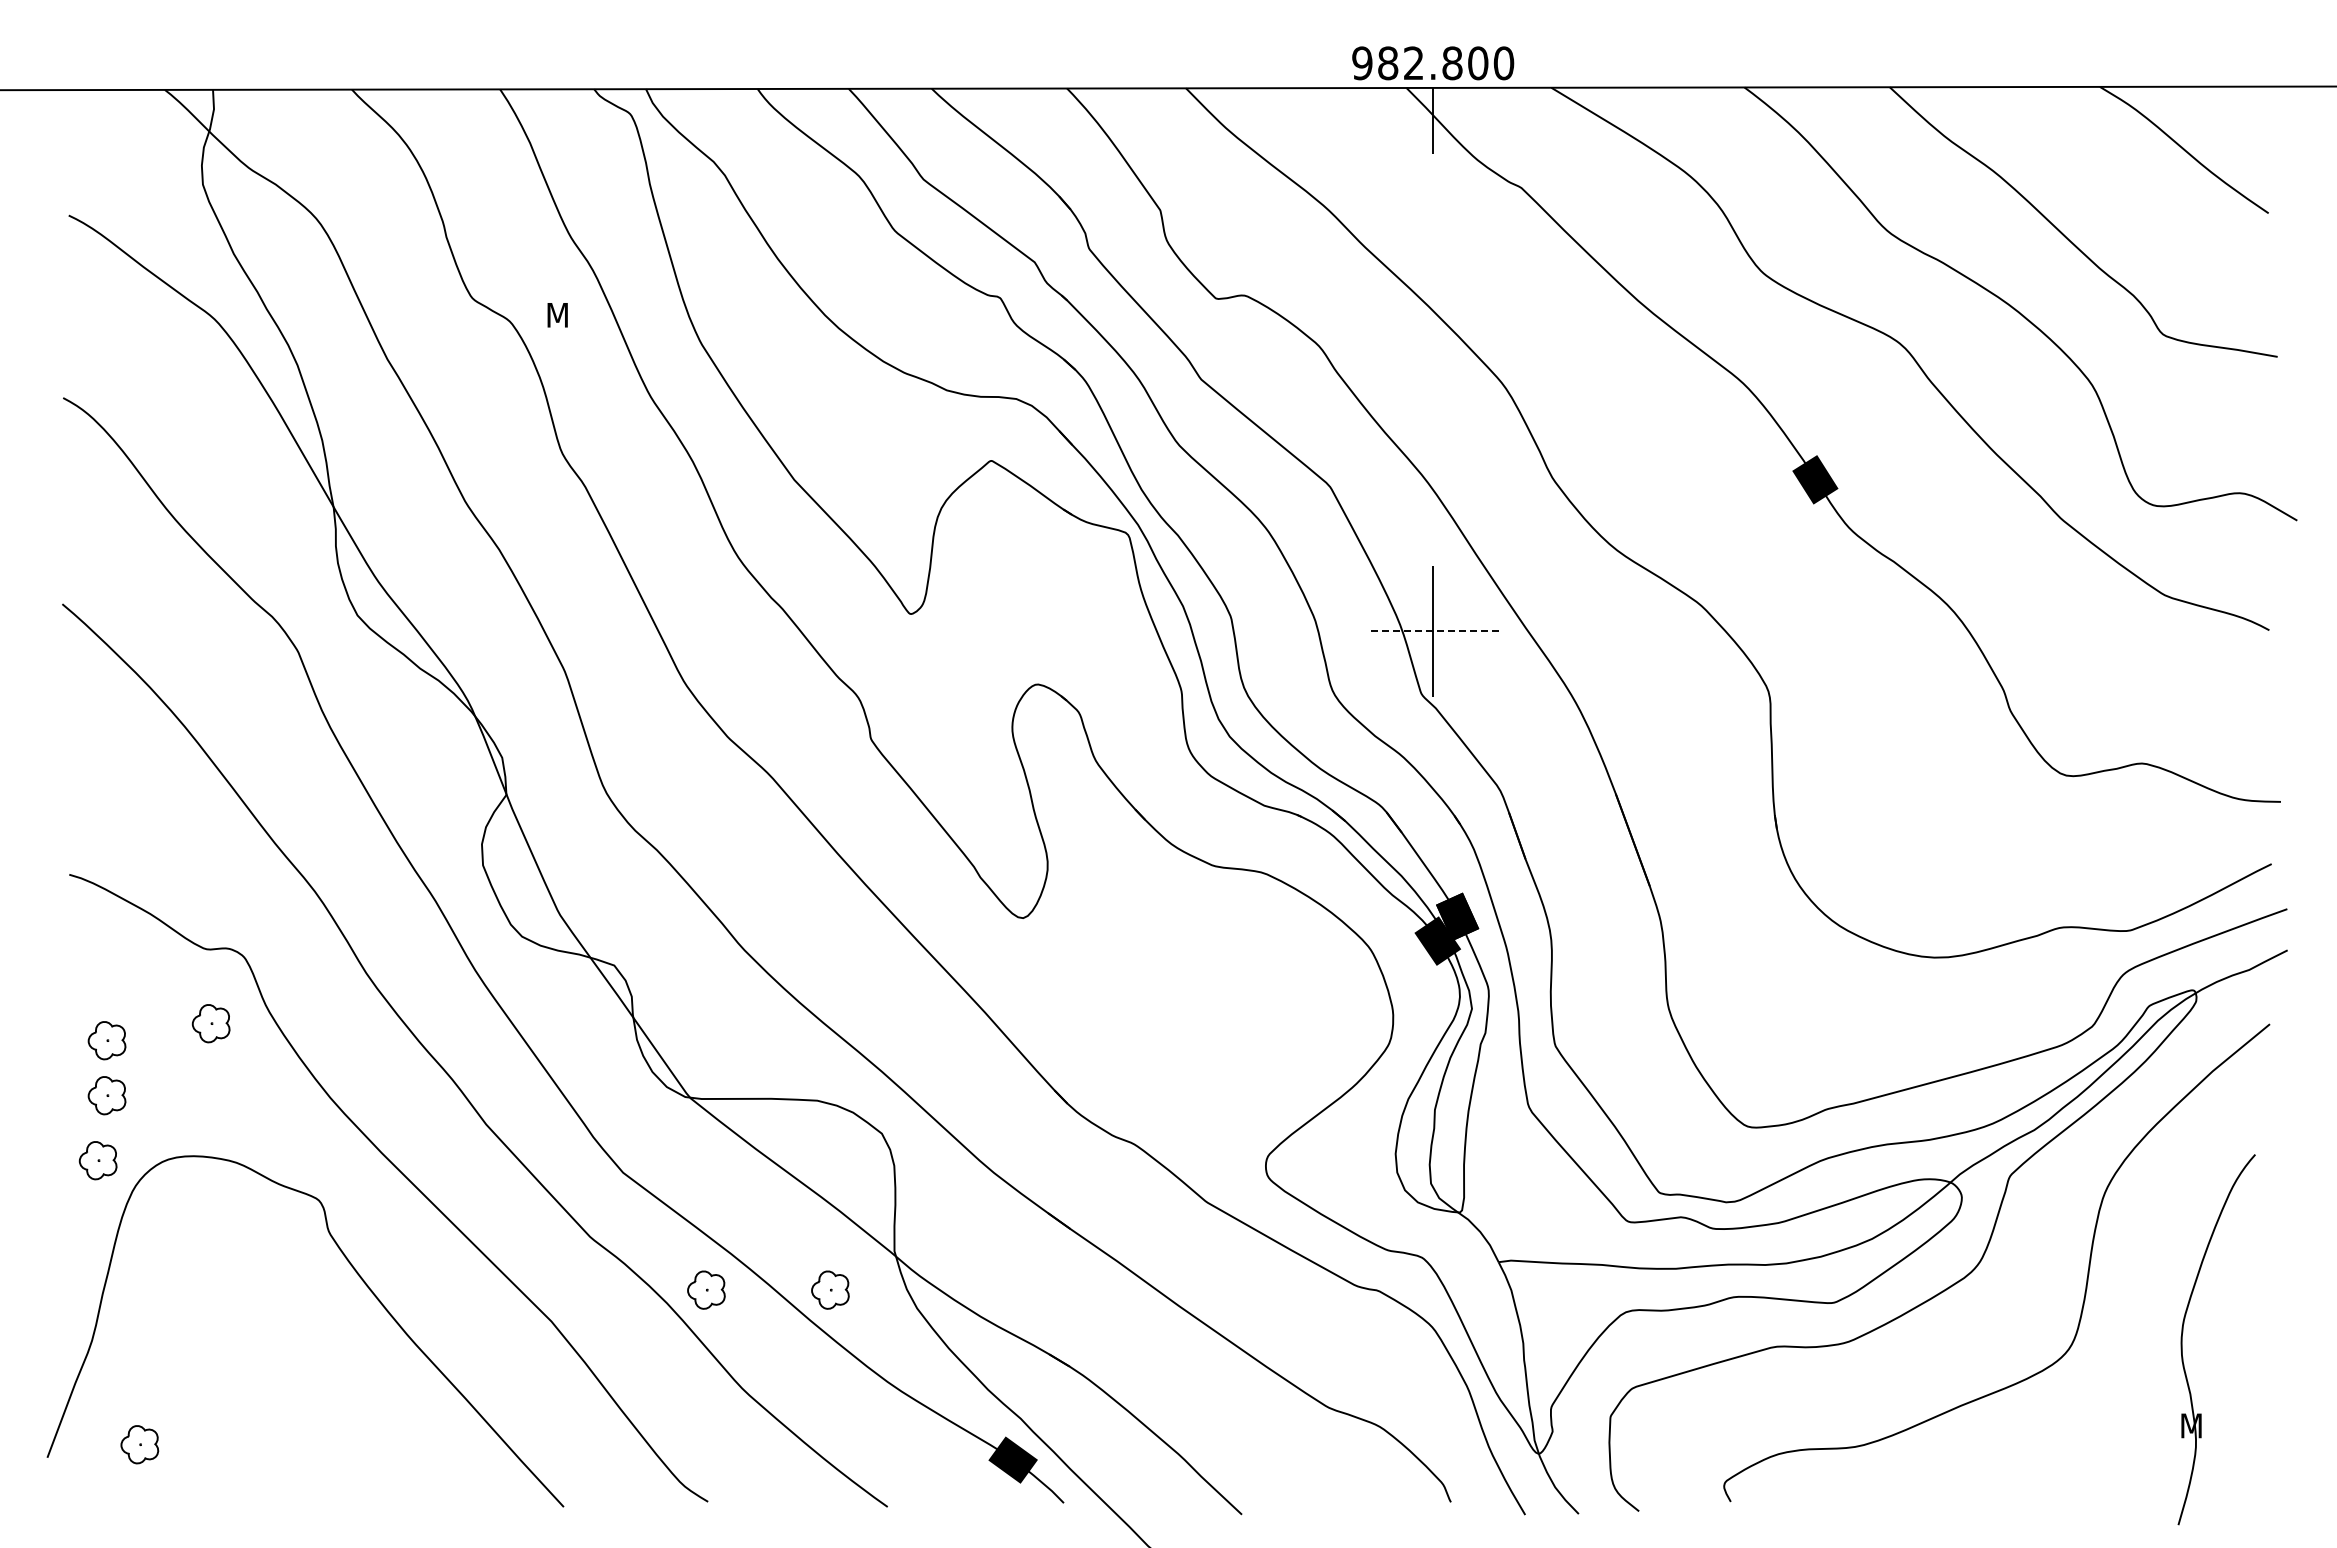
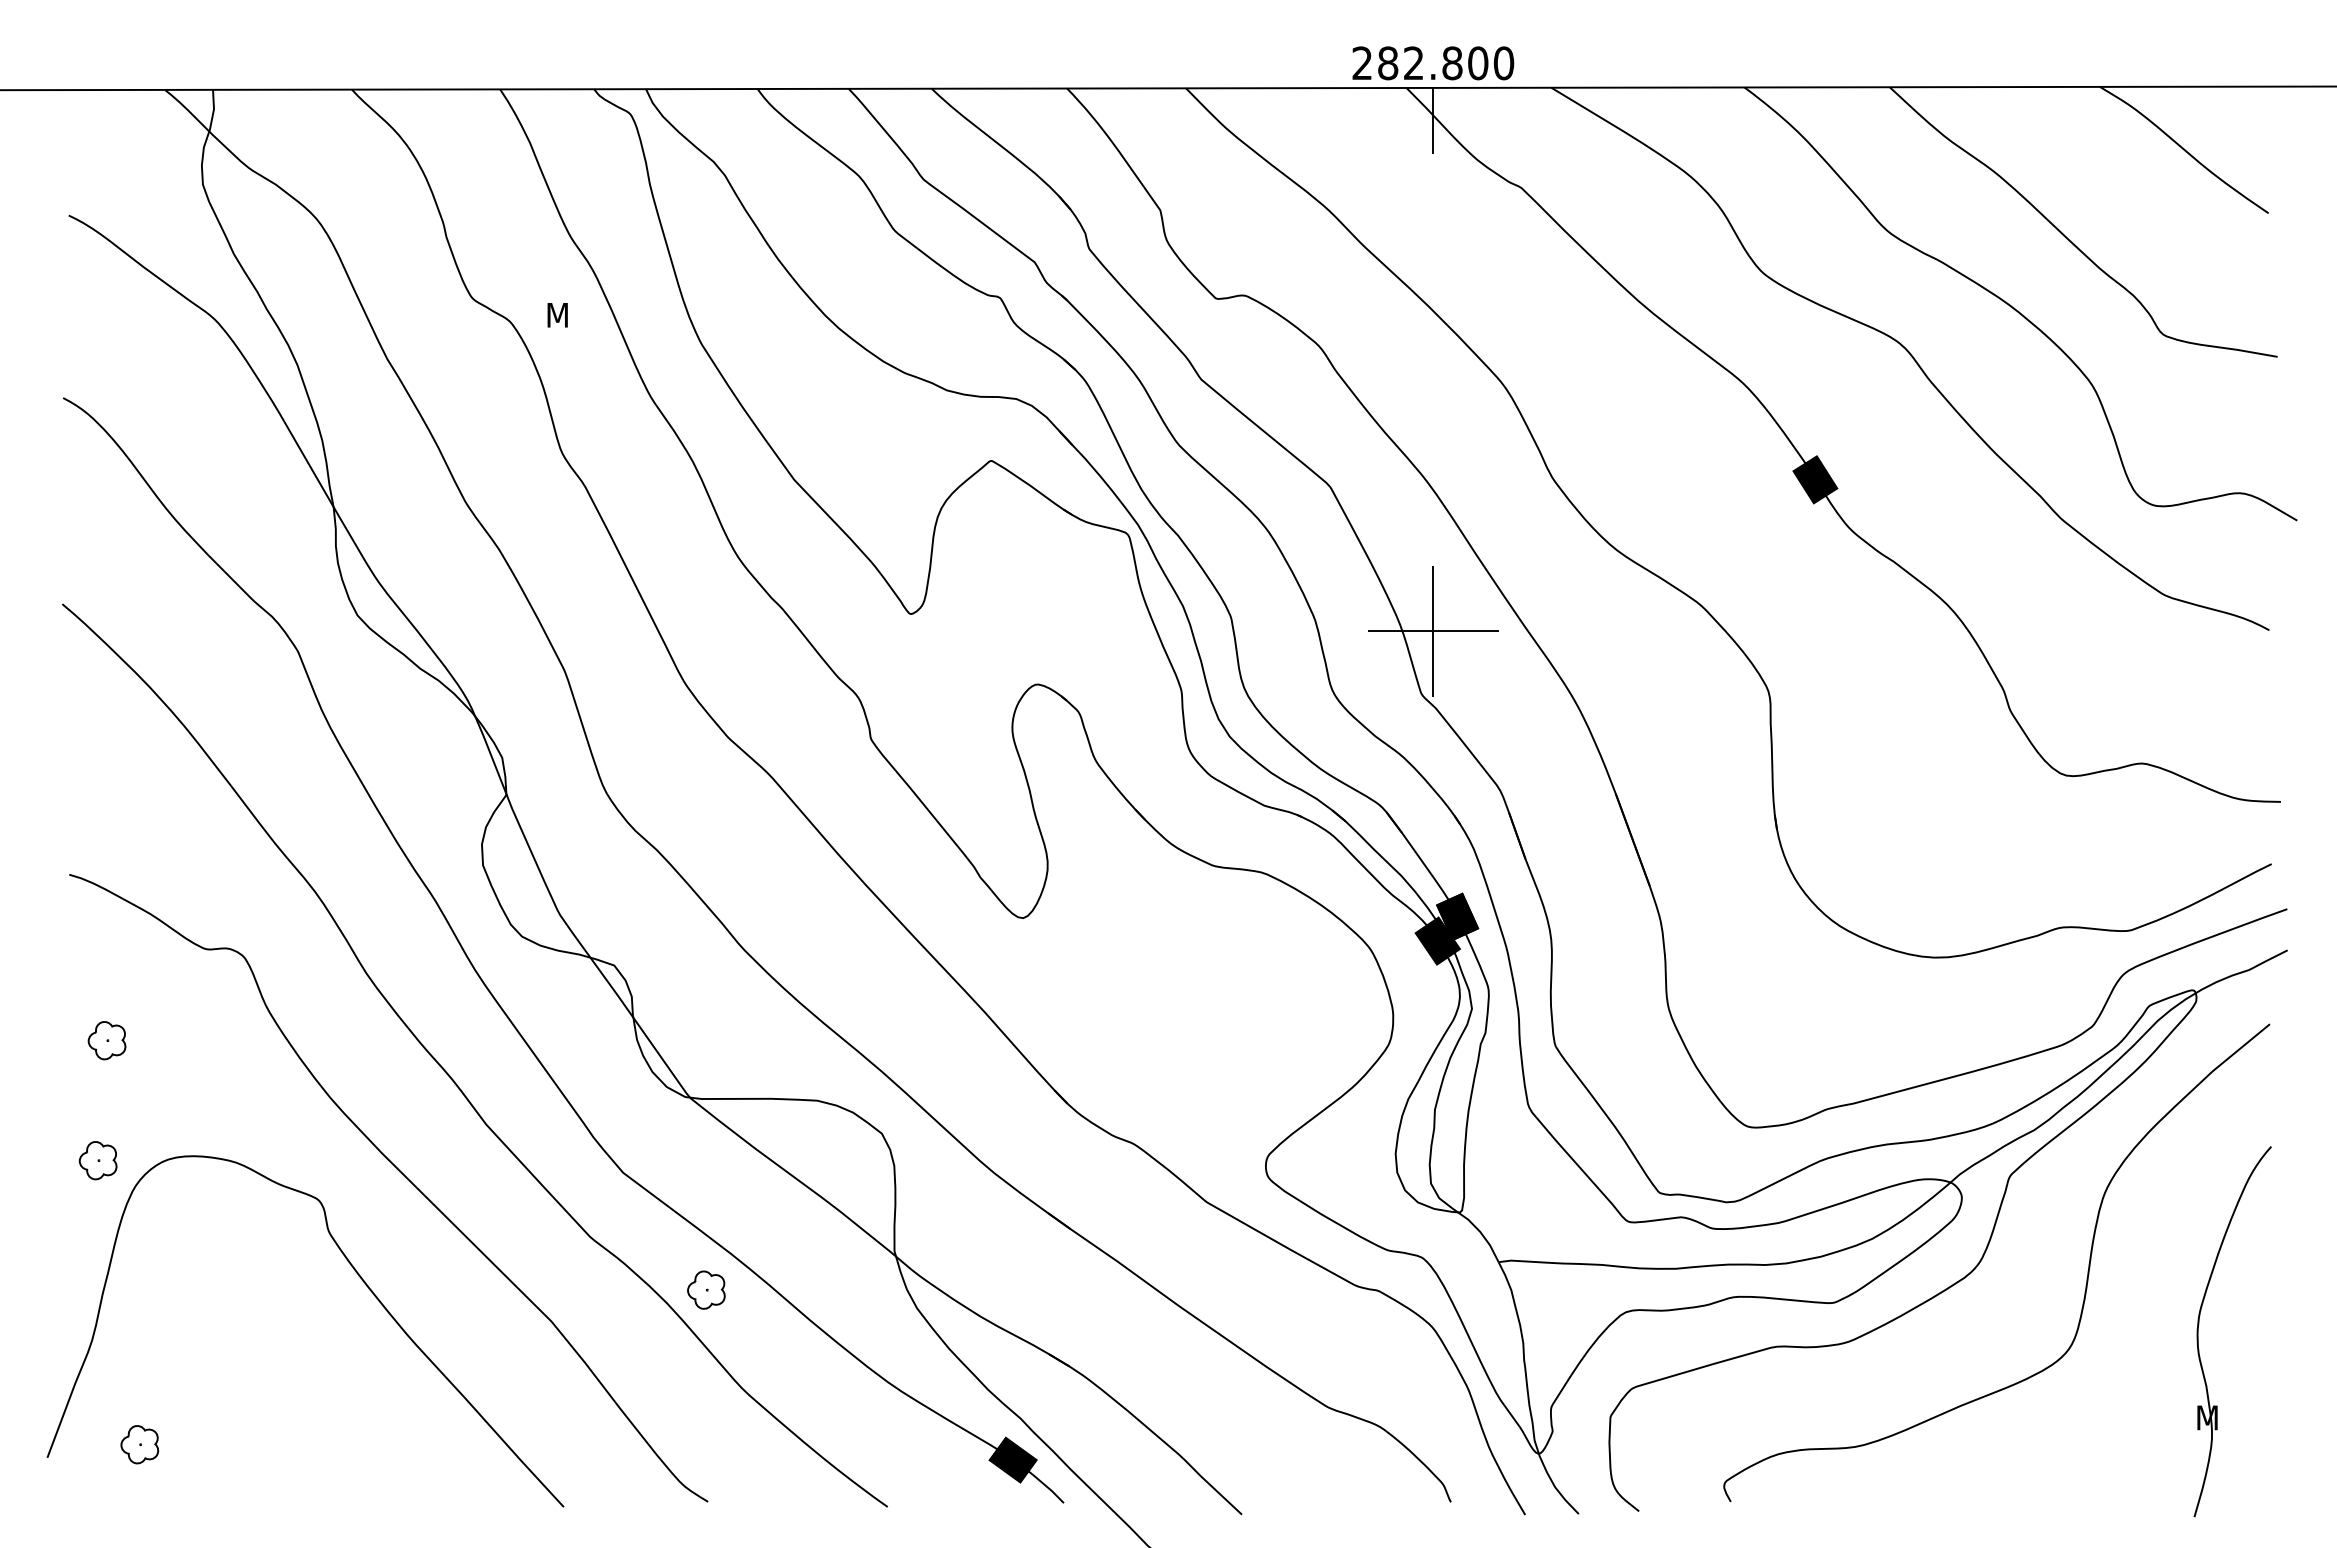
text: 982.800 -> 282.800 (1362, 63)
line: dashed -> solid (1433, 631)
part: present -> none (210, 1023)
part: present -> none (106, 1095)
part: present -> none (830, 1289)
part position: (2183, 1332) -> (2199, 1324) (2199, 1324)
